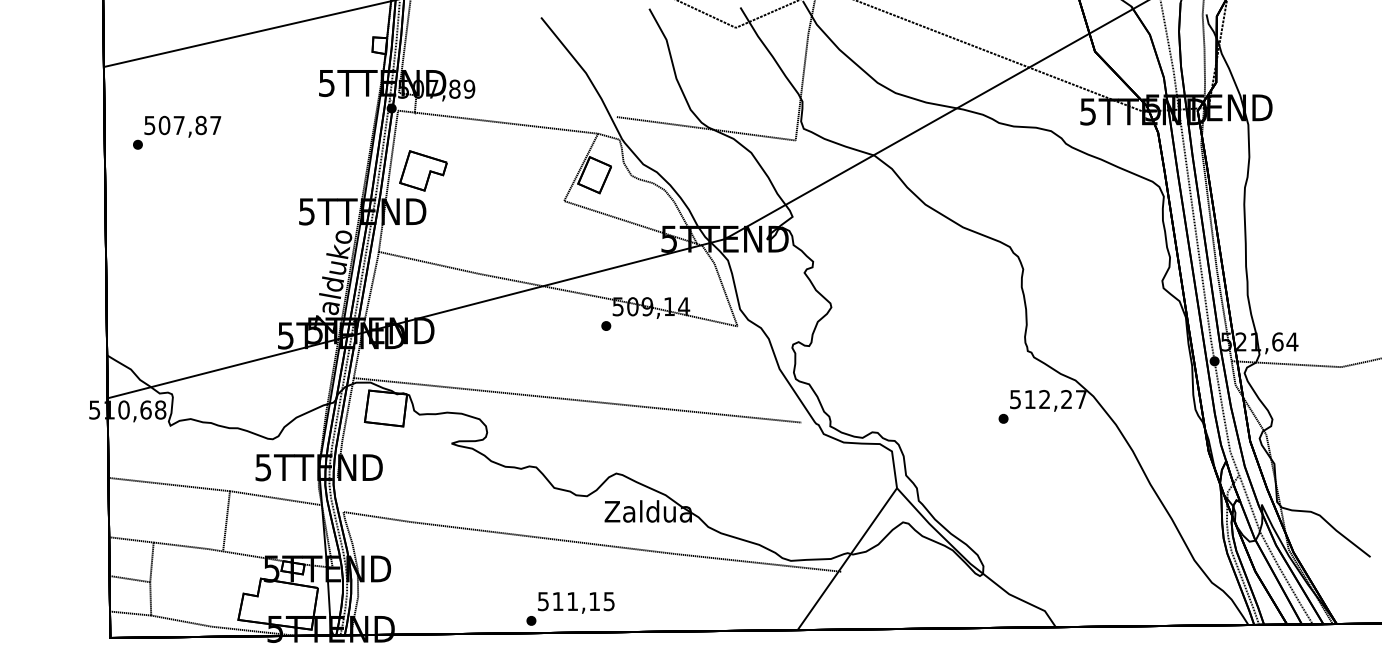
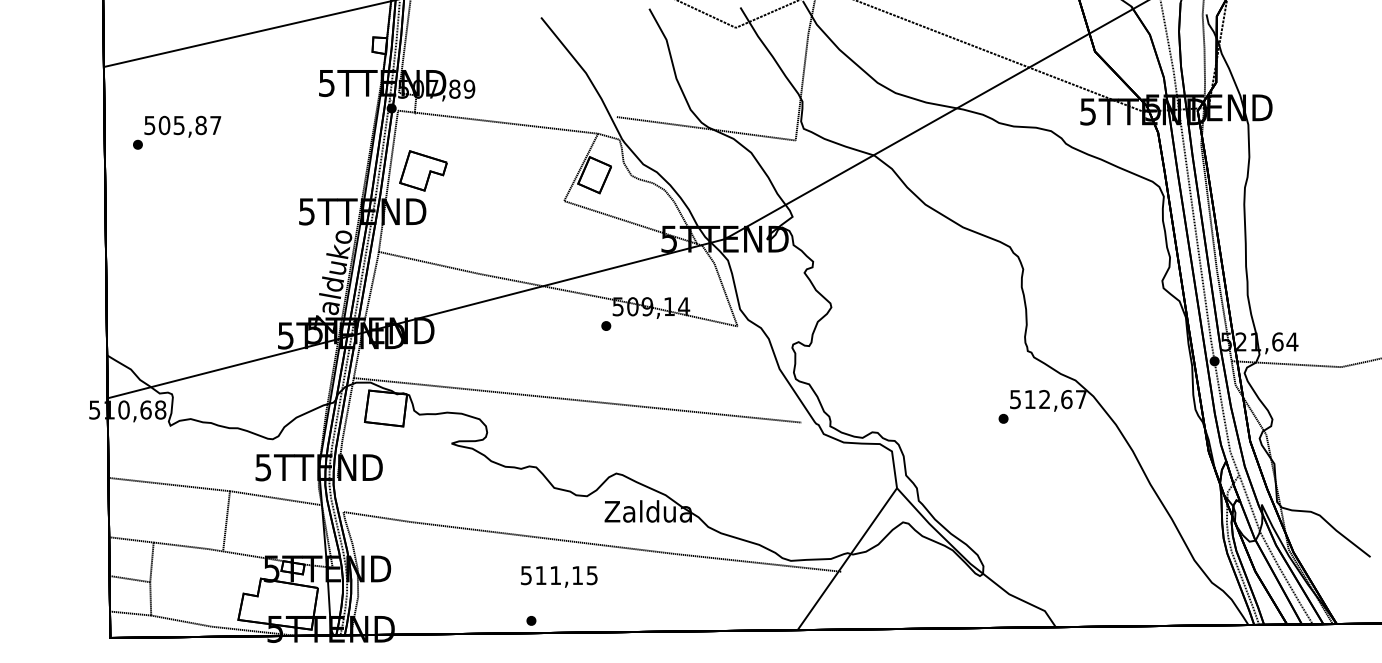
text: 507,87 -> 505,87 (178, 125)
text: 512,27 -> 512,67 (1066, 399)
text position: (576, 602) -> (559, 576) (559, 576)
